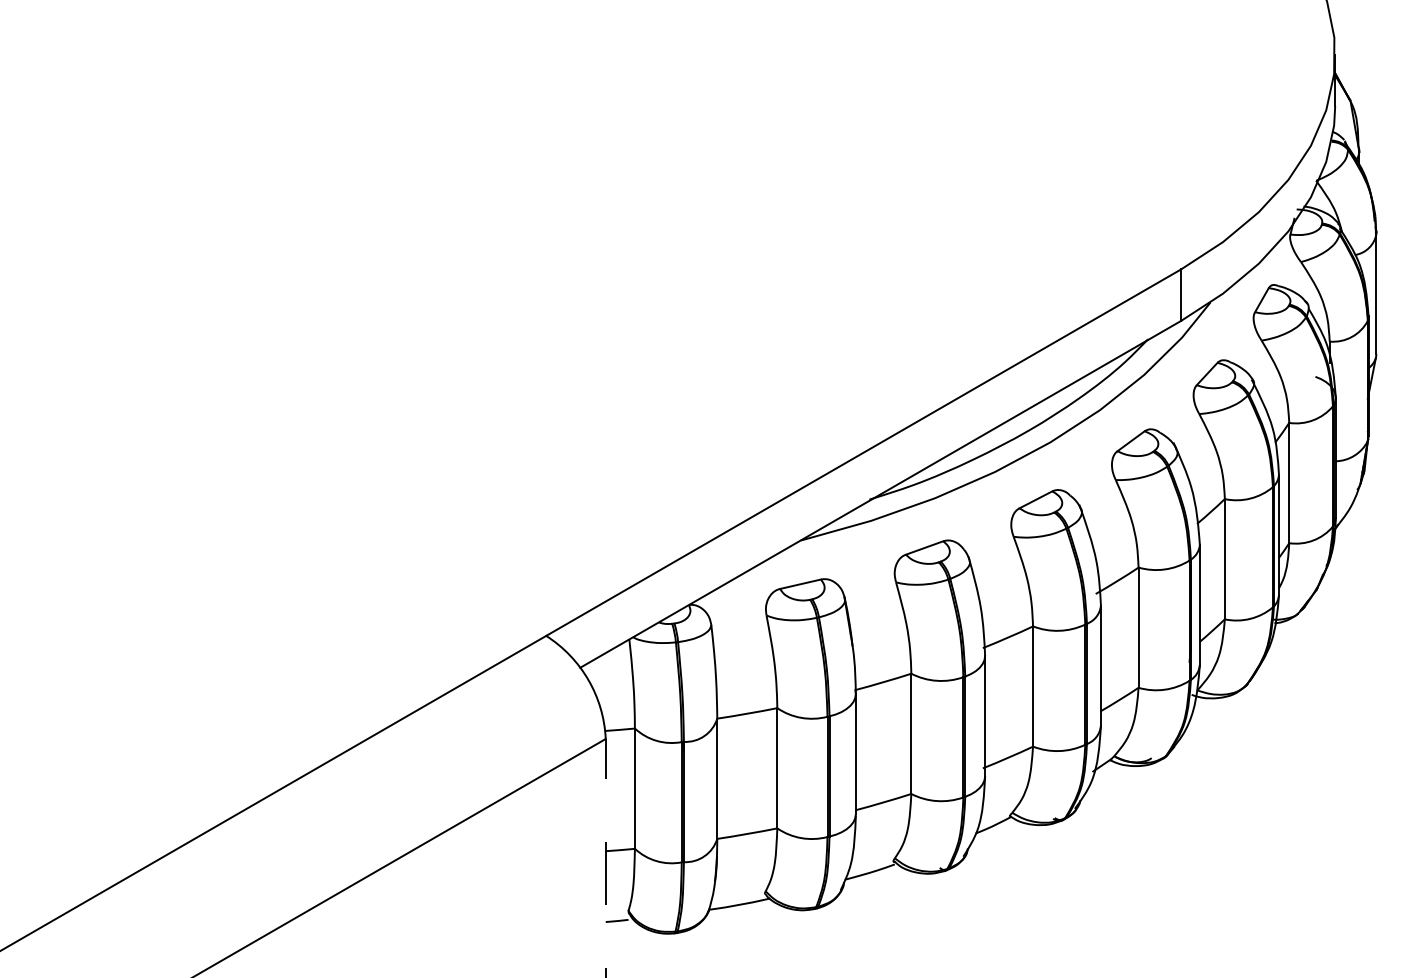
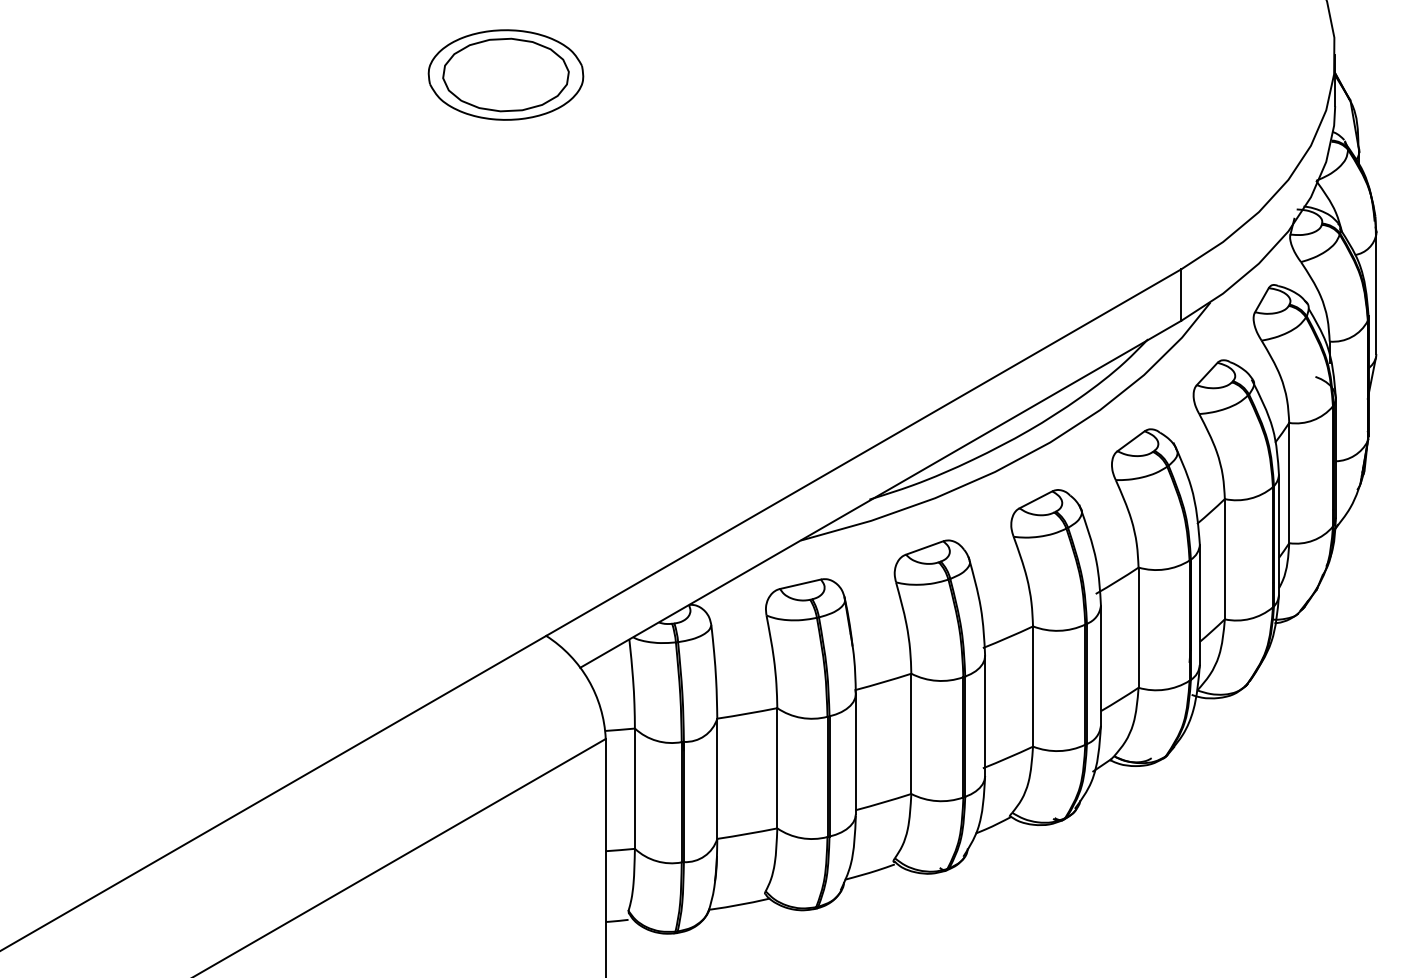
part: none -> present (505, 74)
line: dashed -> solid (605, 857)
